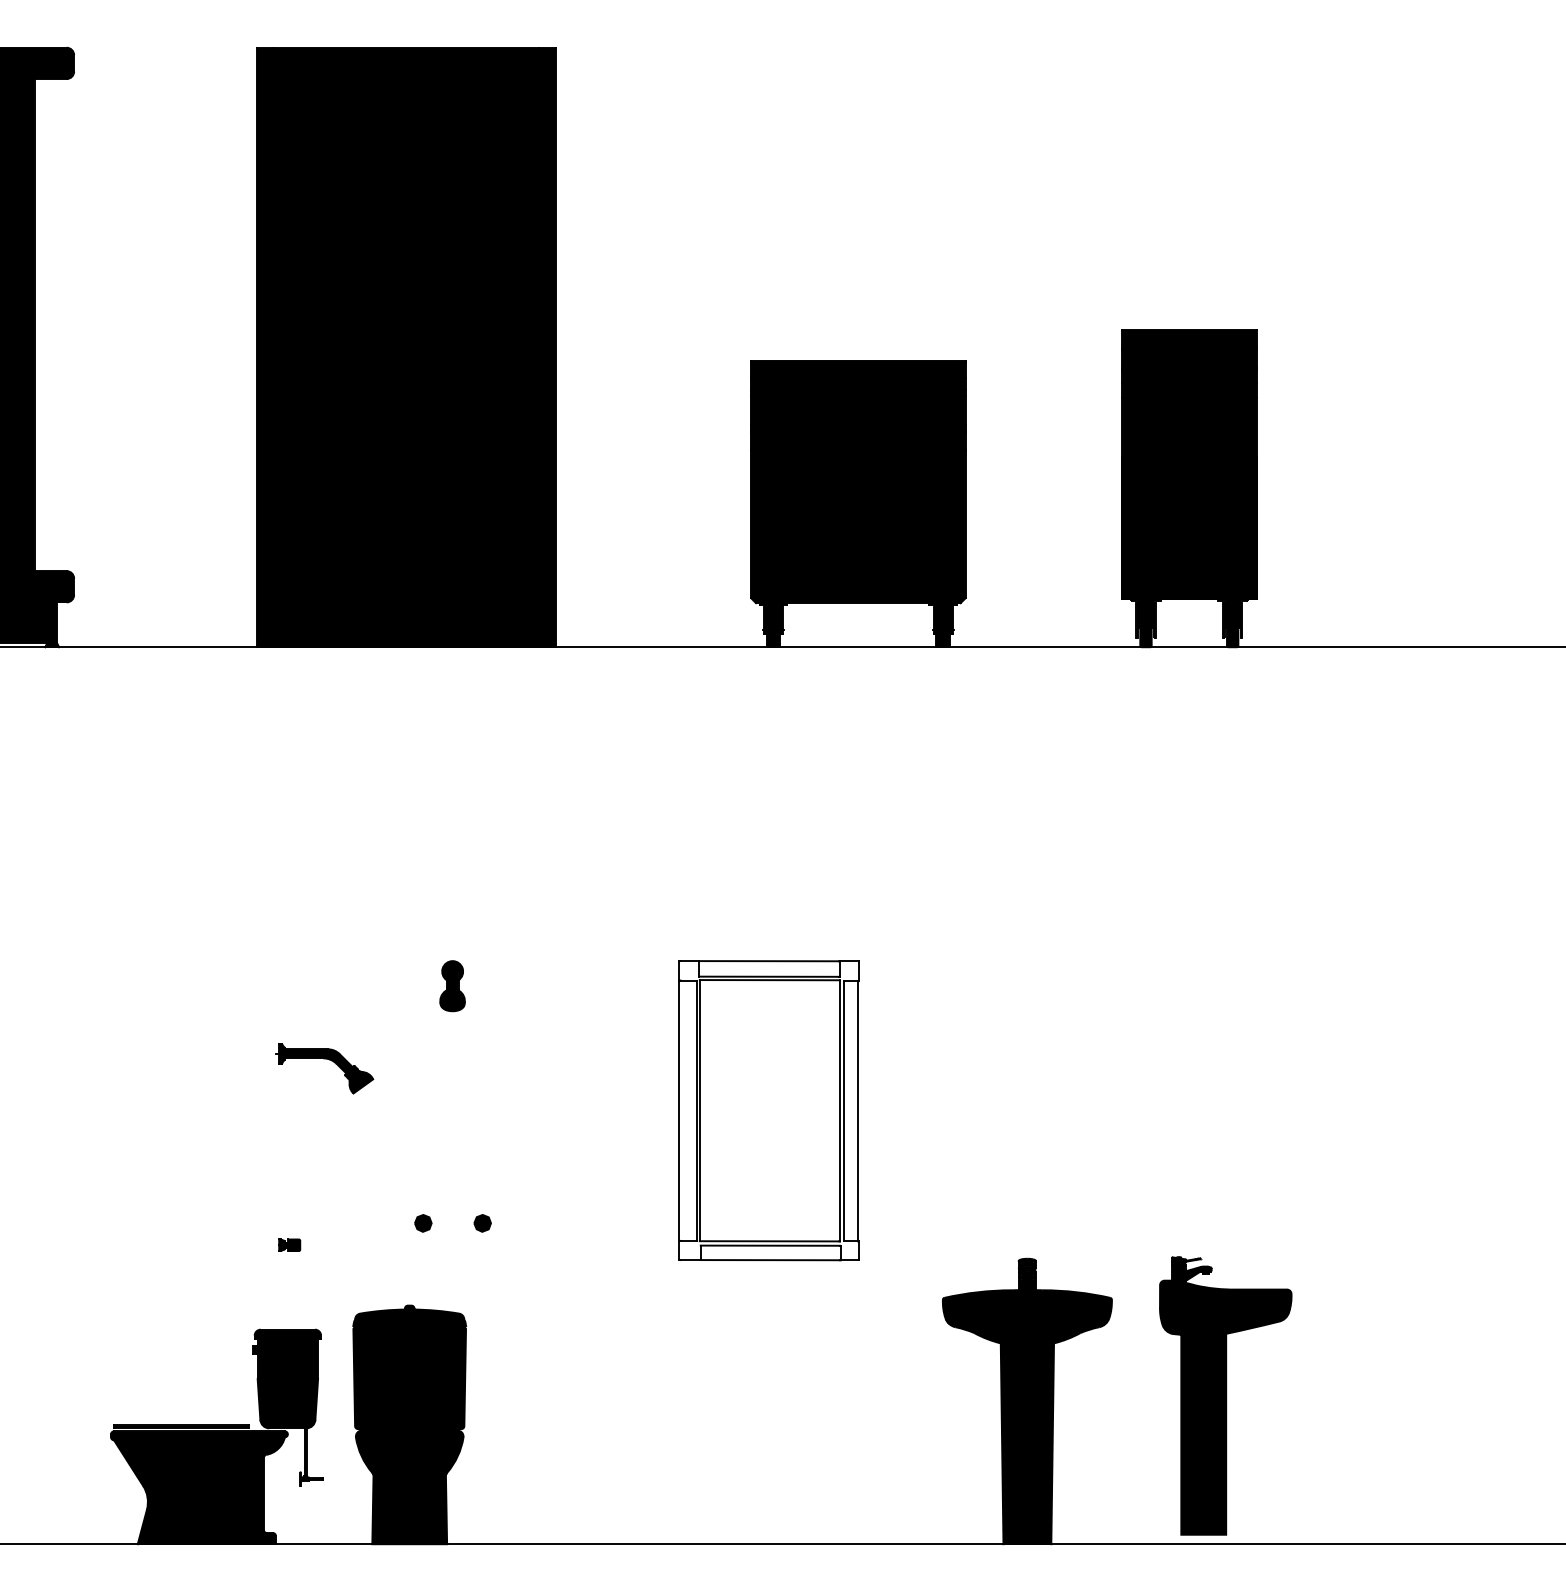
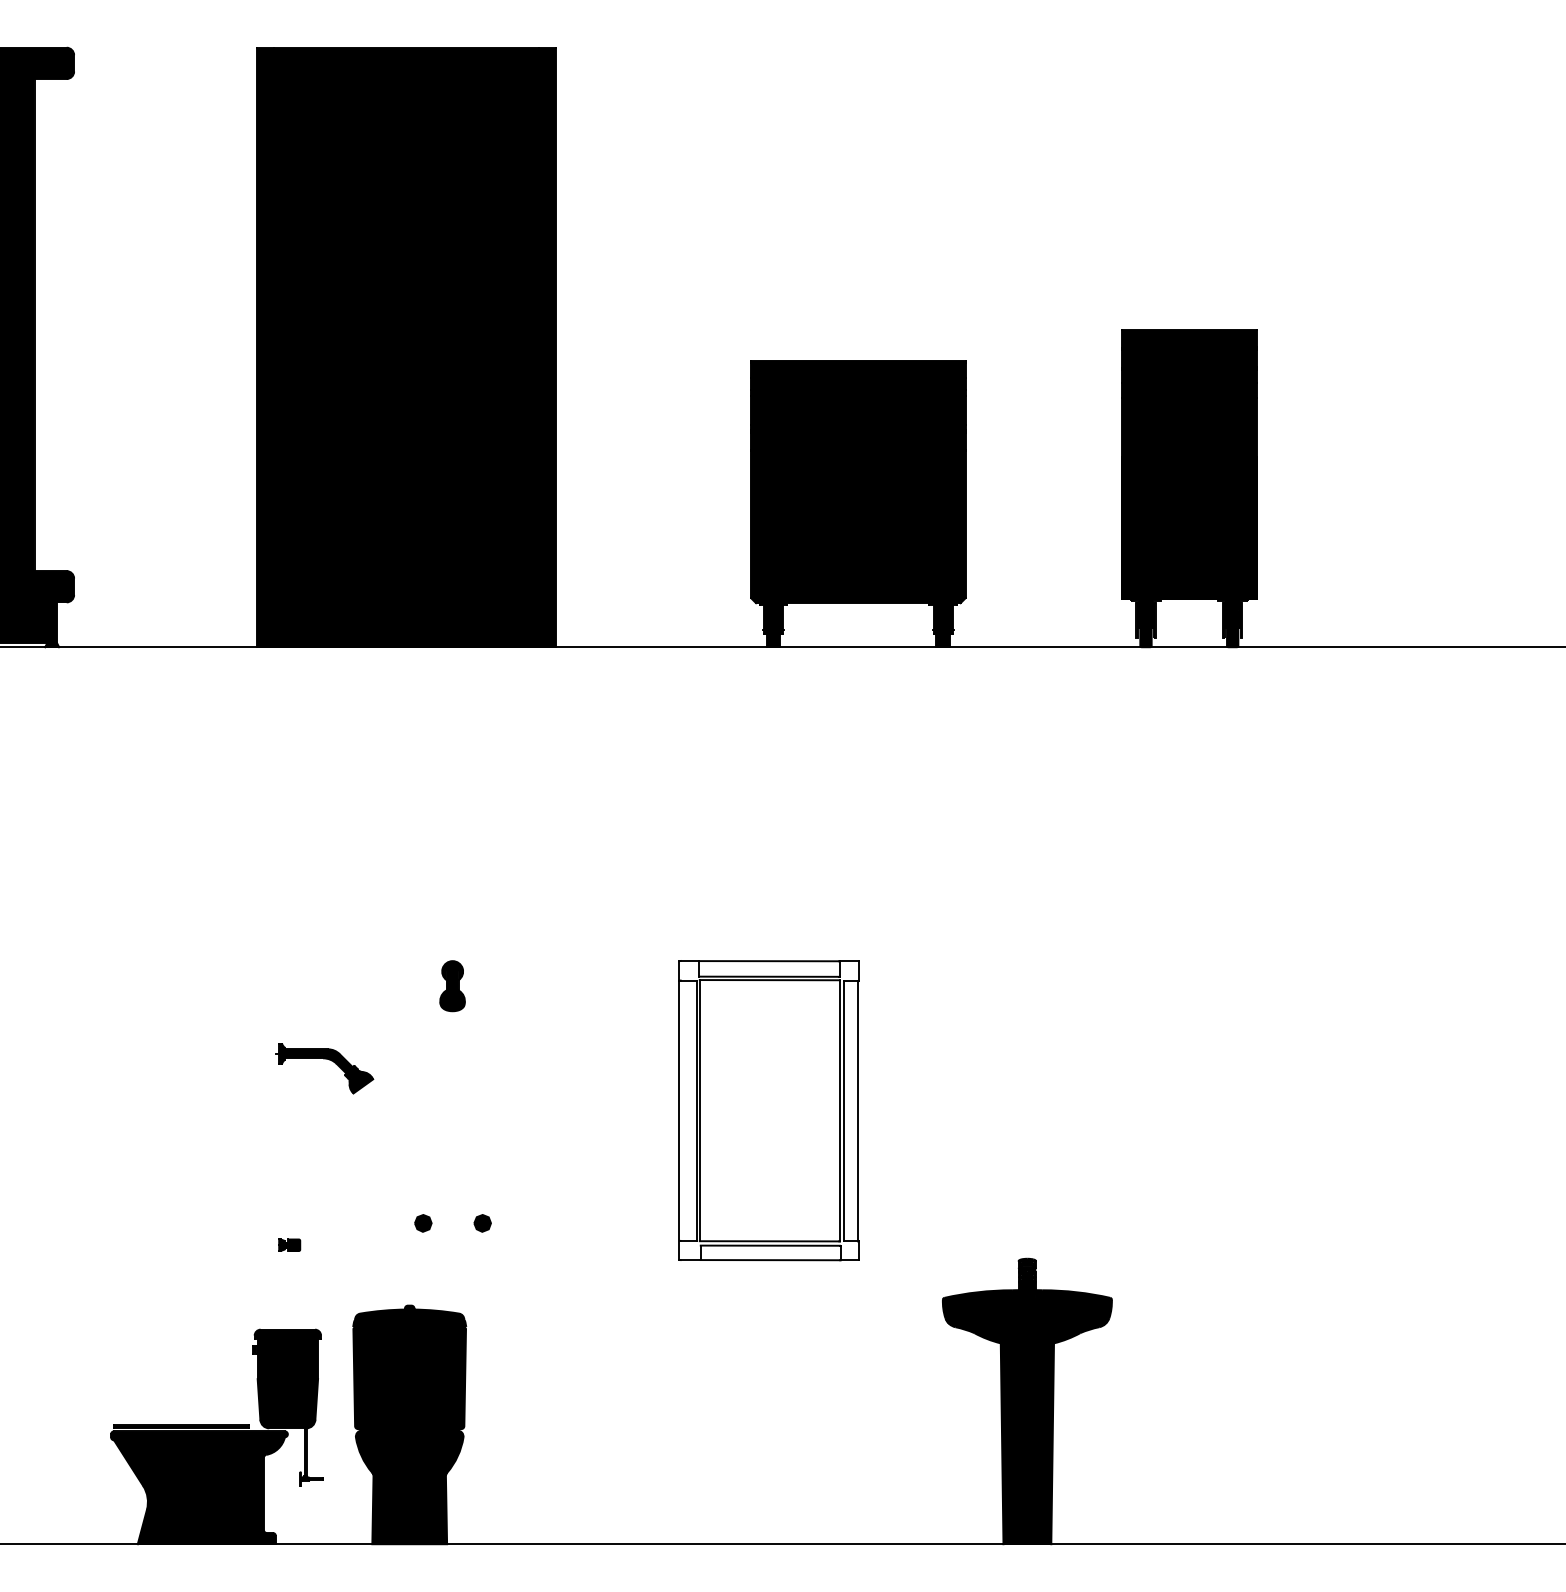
part: present -> none (1225, 1395)
